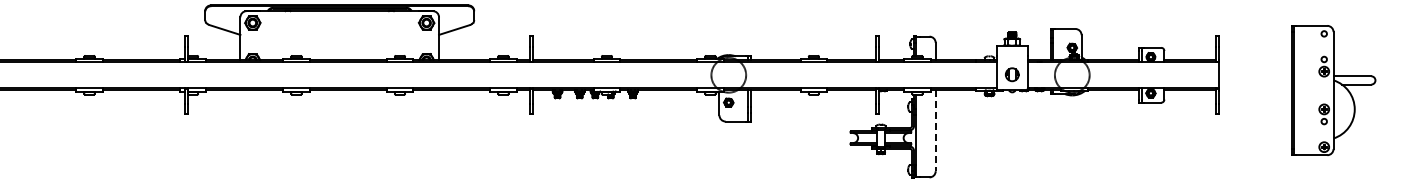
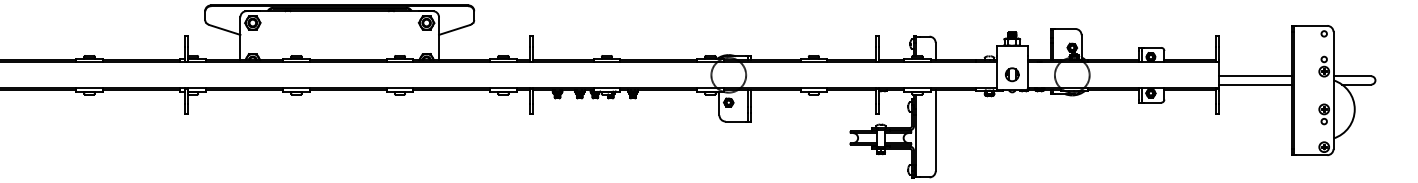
line: none -> present (1255, 76)
line: none -> present (1255, 84)
line: dashed -> solid (935, 131)
